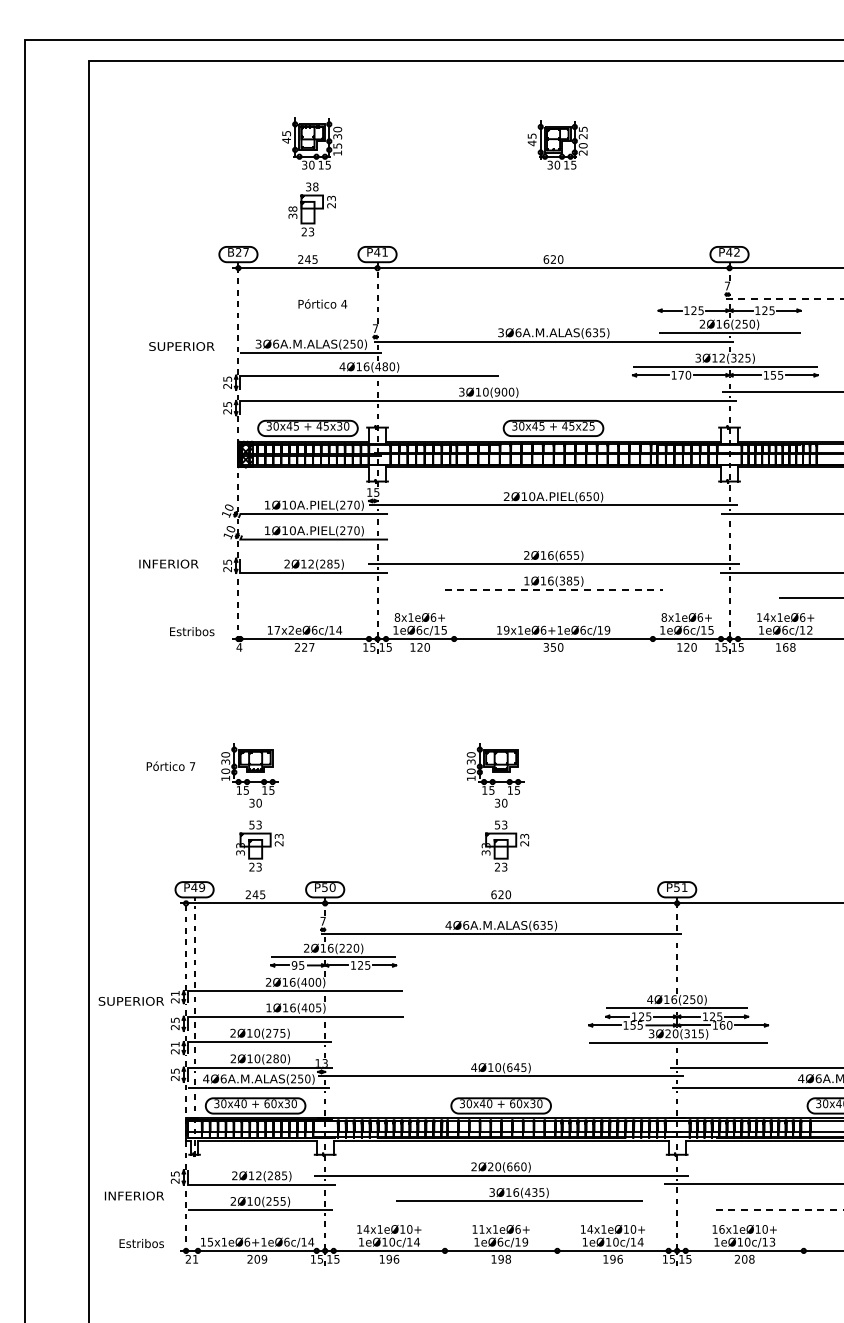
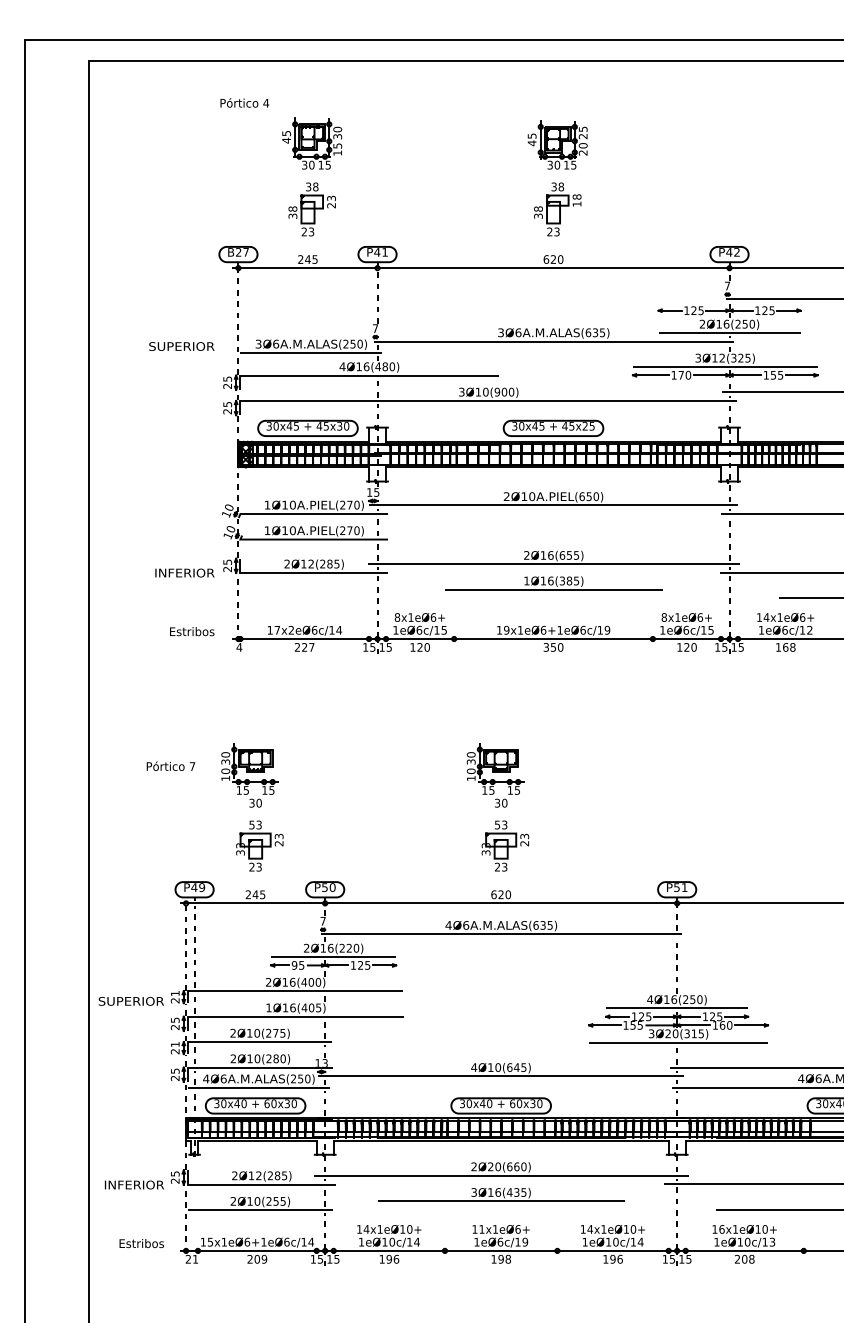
part: none -> present (557, 209)
line: dashed -> solid (784, 299)
text position: (322, 303) -> (244, 102) (244, 102)
text position: (168, 563) -> (184, 572) (184, 572)
line: dashed -> solid (554, 589)
part position: (519, 1194) -> (501, 1194) (501, 1194)
text position: (133, 1195) -> (133, 1184) (133, 1184)
line: dashed -> solid (779, 1209)
